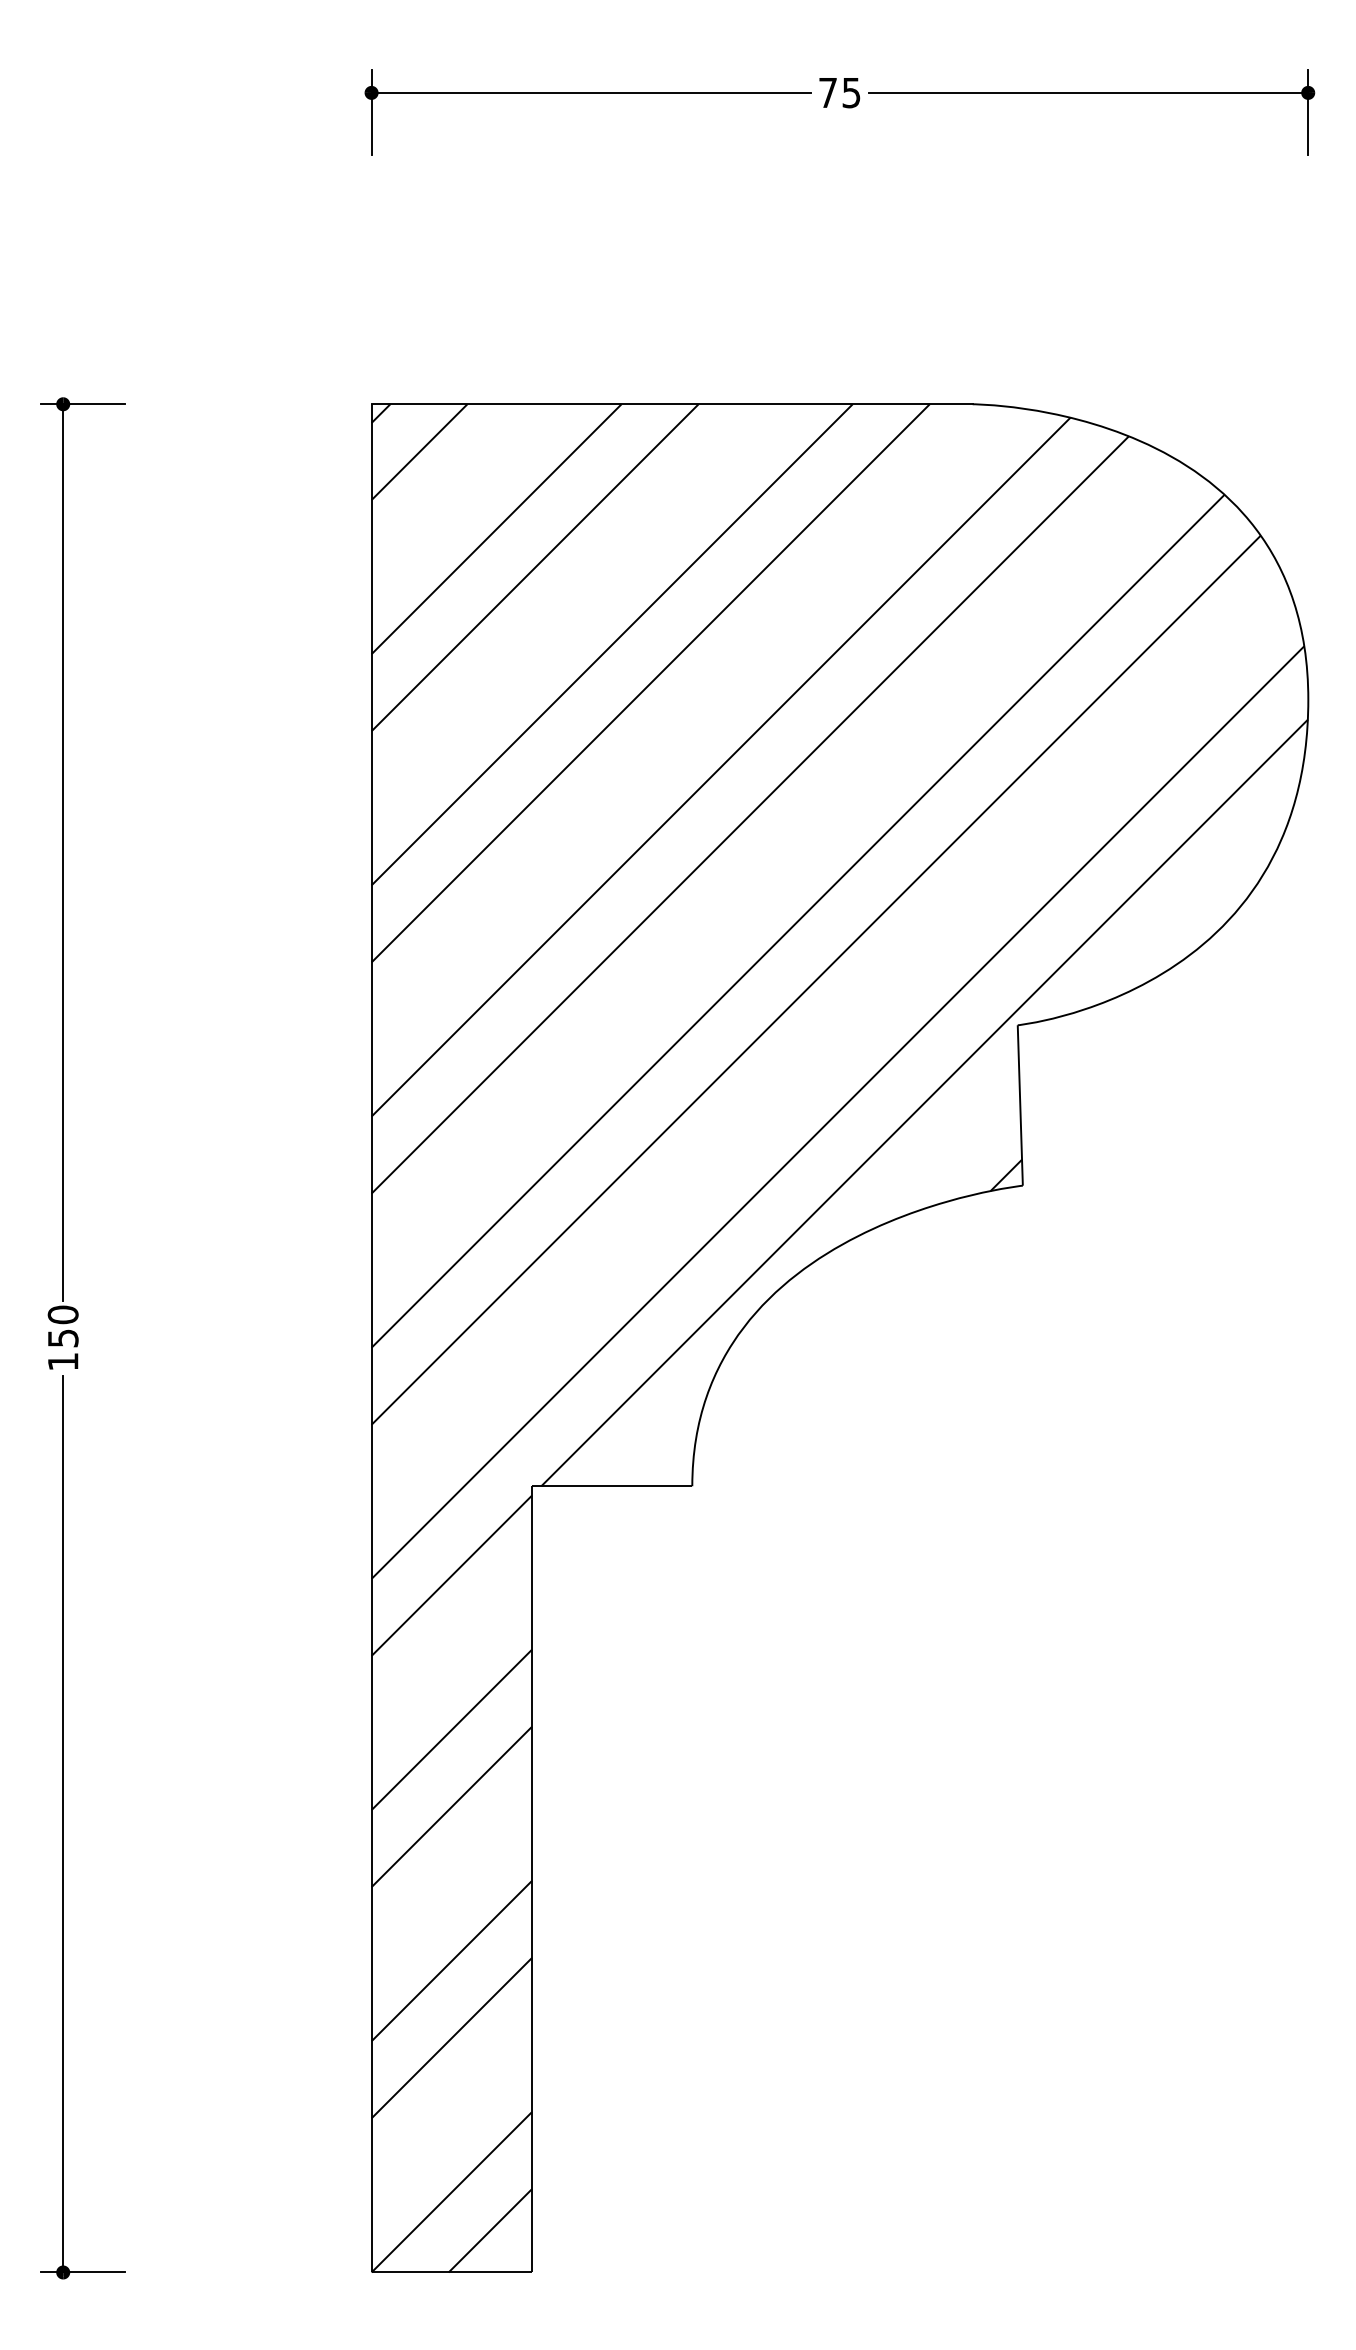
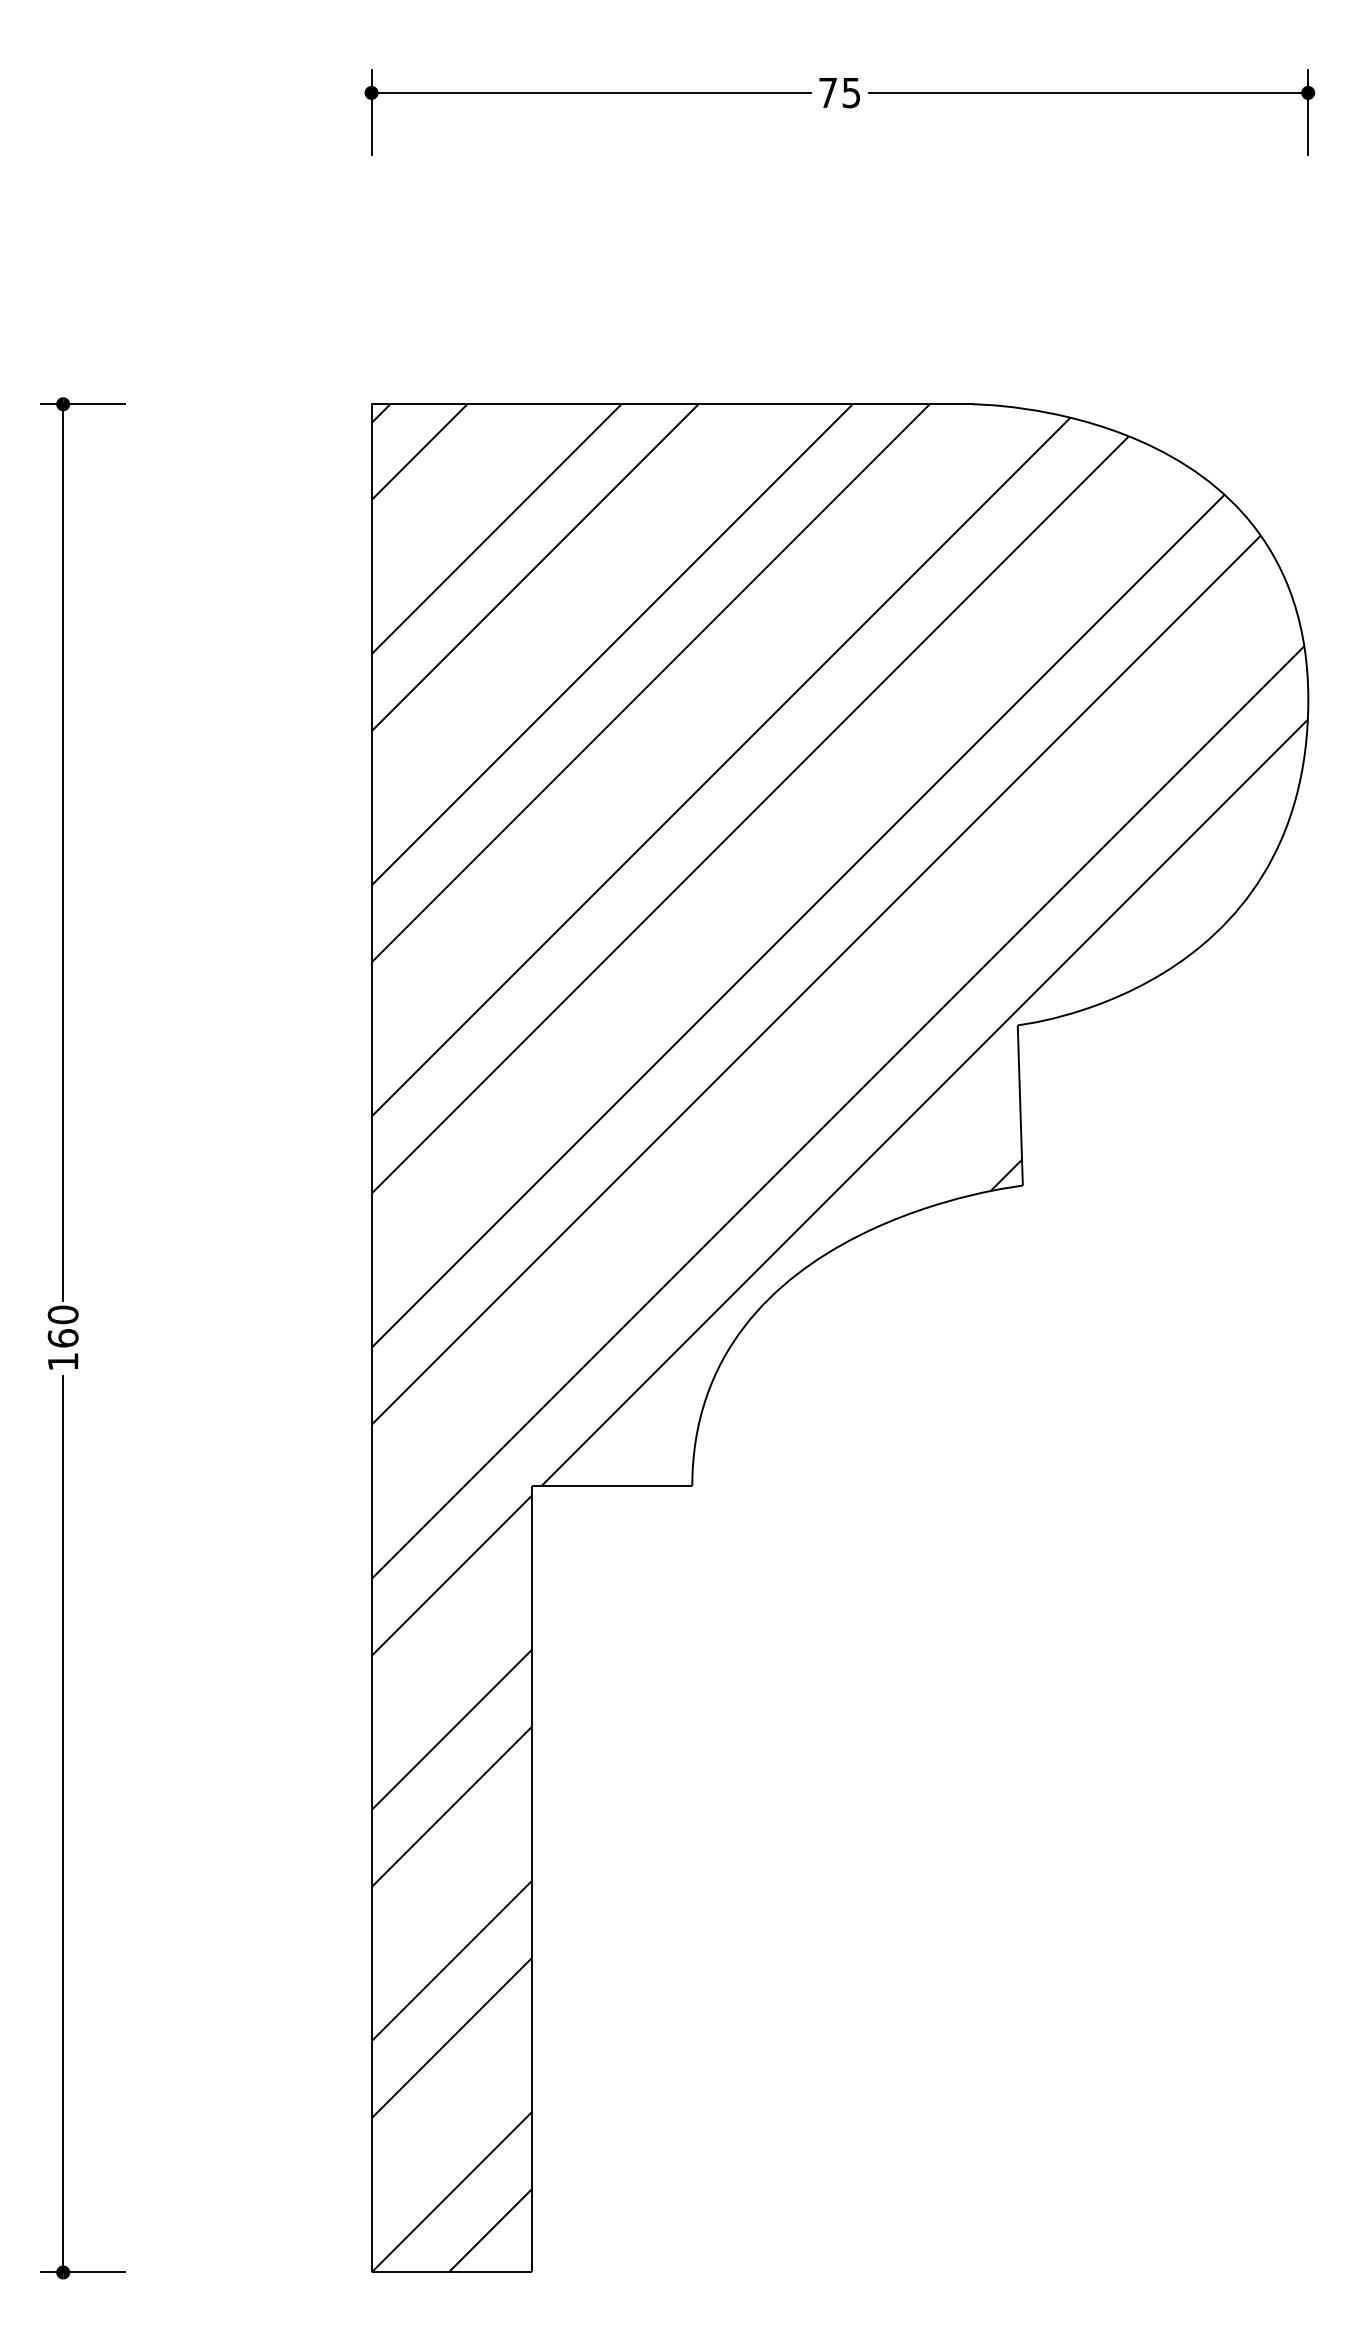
text: 150 -> 160 (62, 1338)
